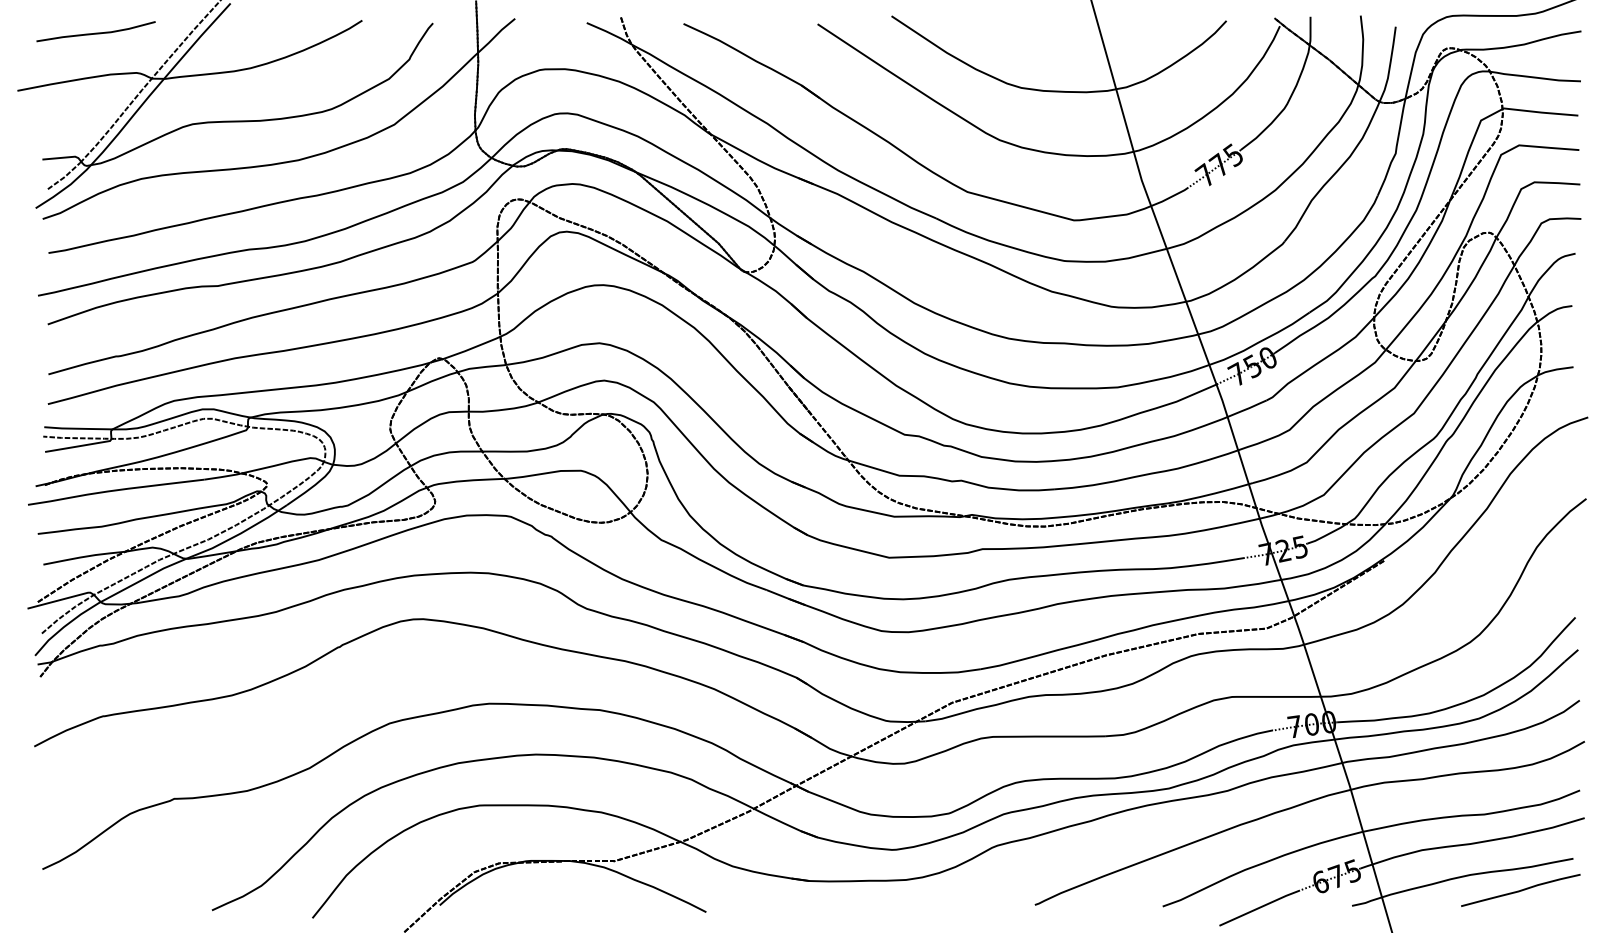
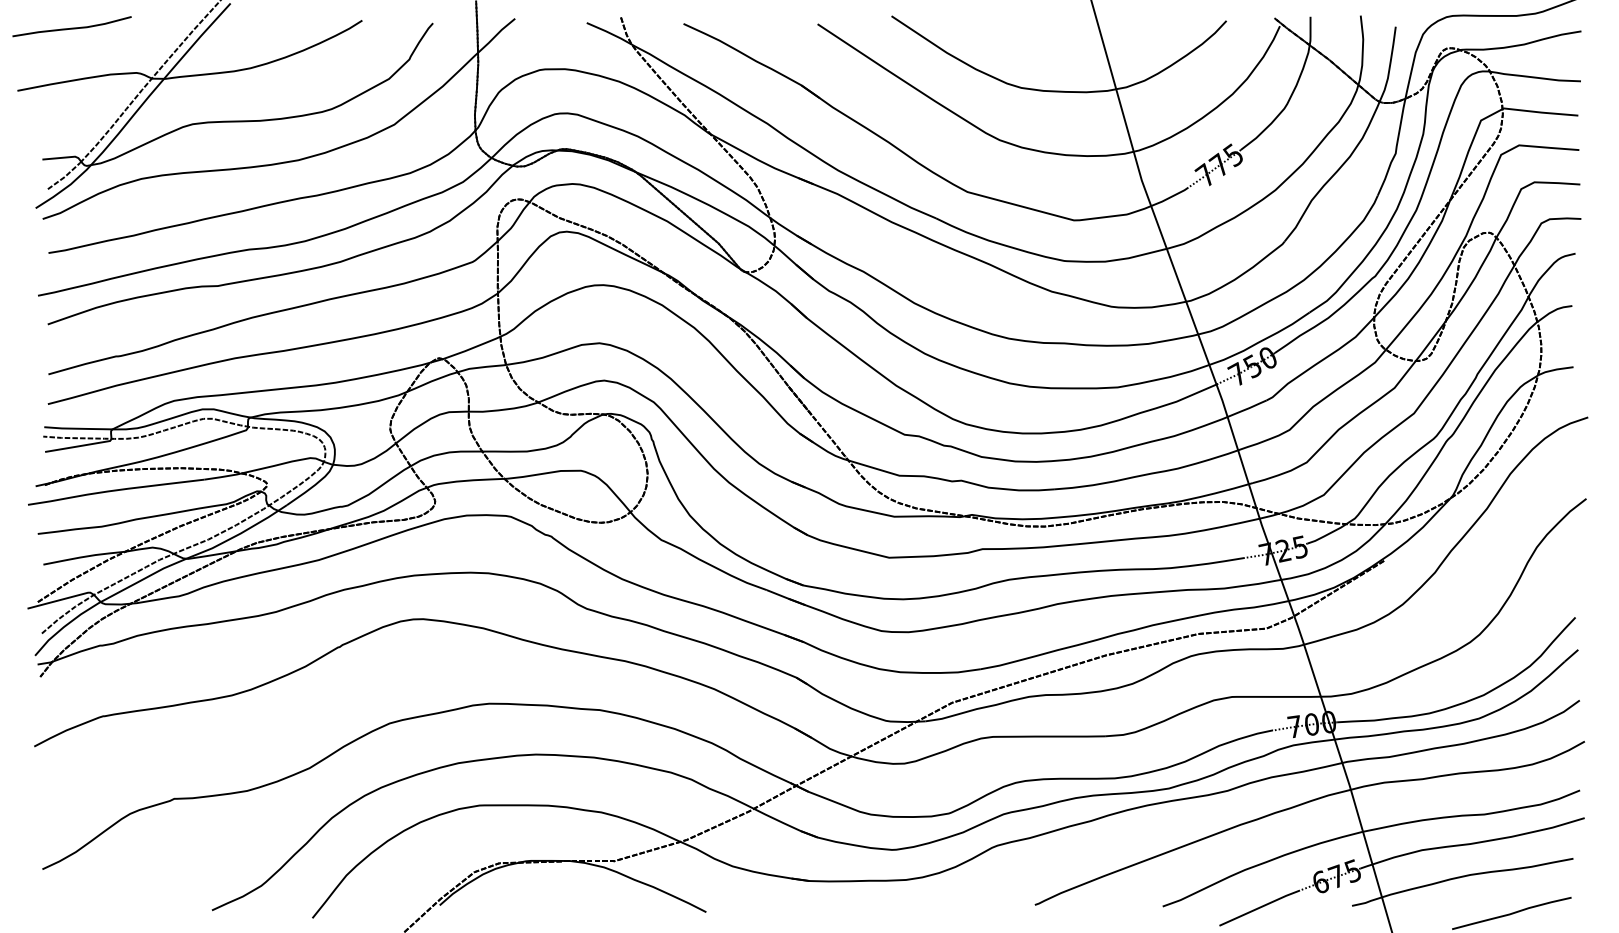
curve position: (95, 32) -> (71, 27) (71, 27)
curve position: (1520, 890) -> (1511, 913) (1511, 913)
